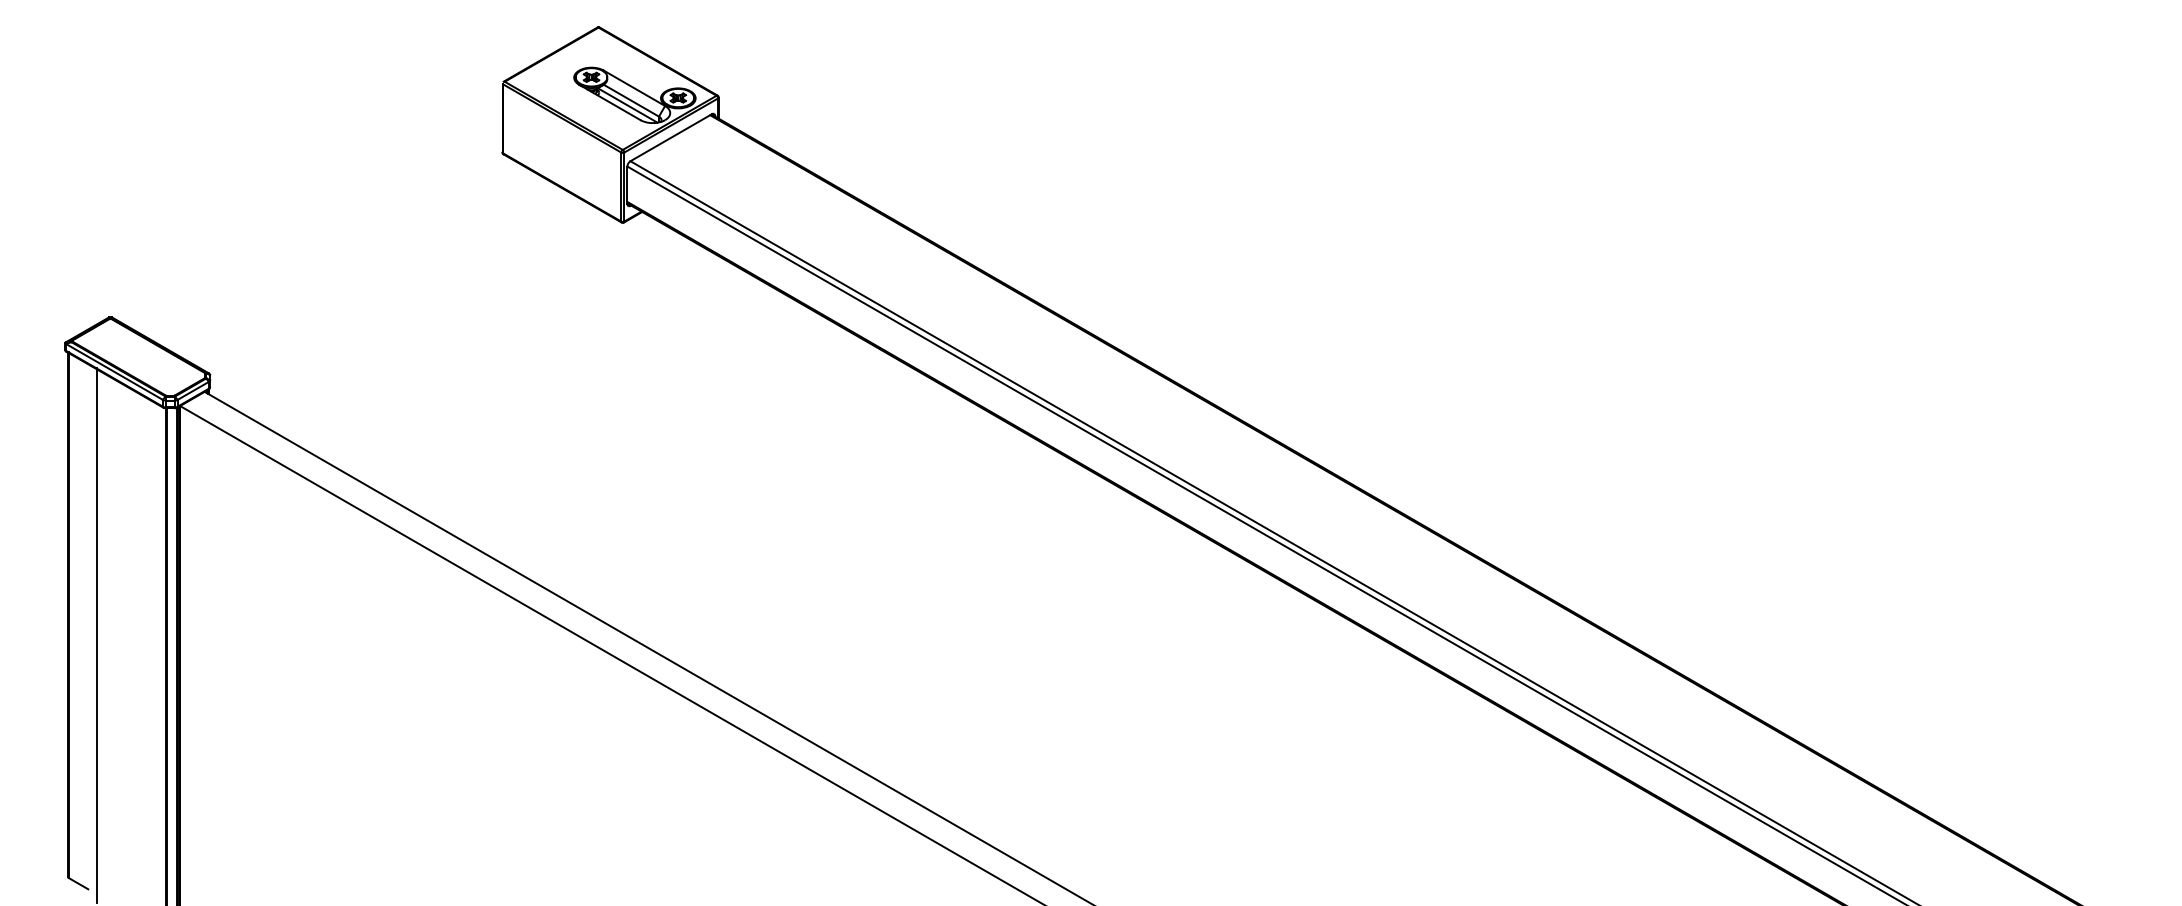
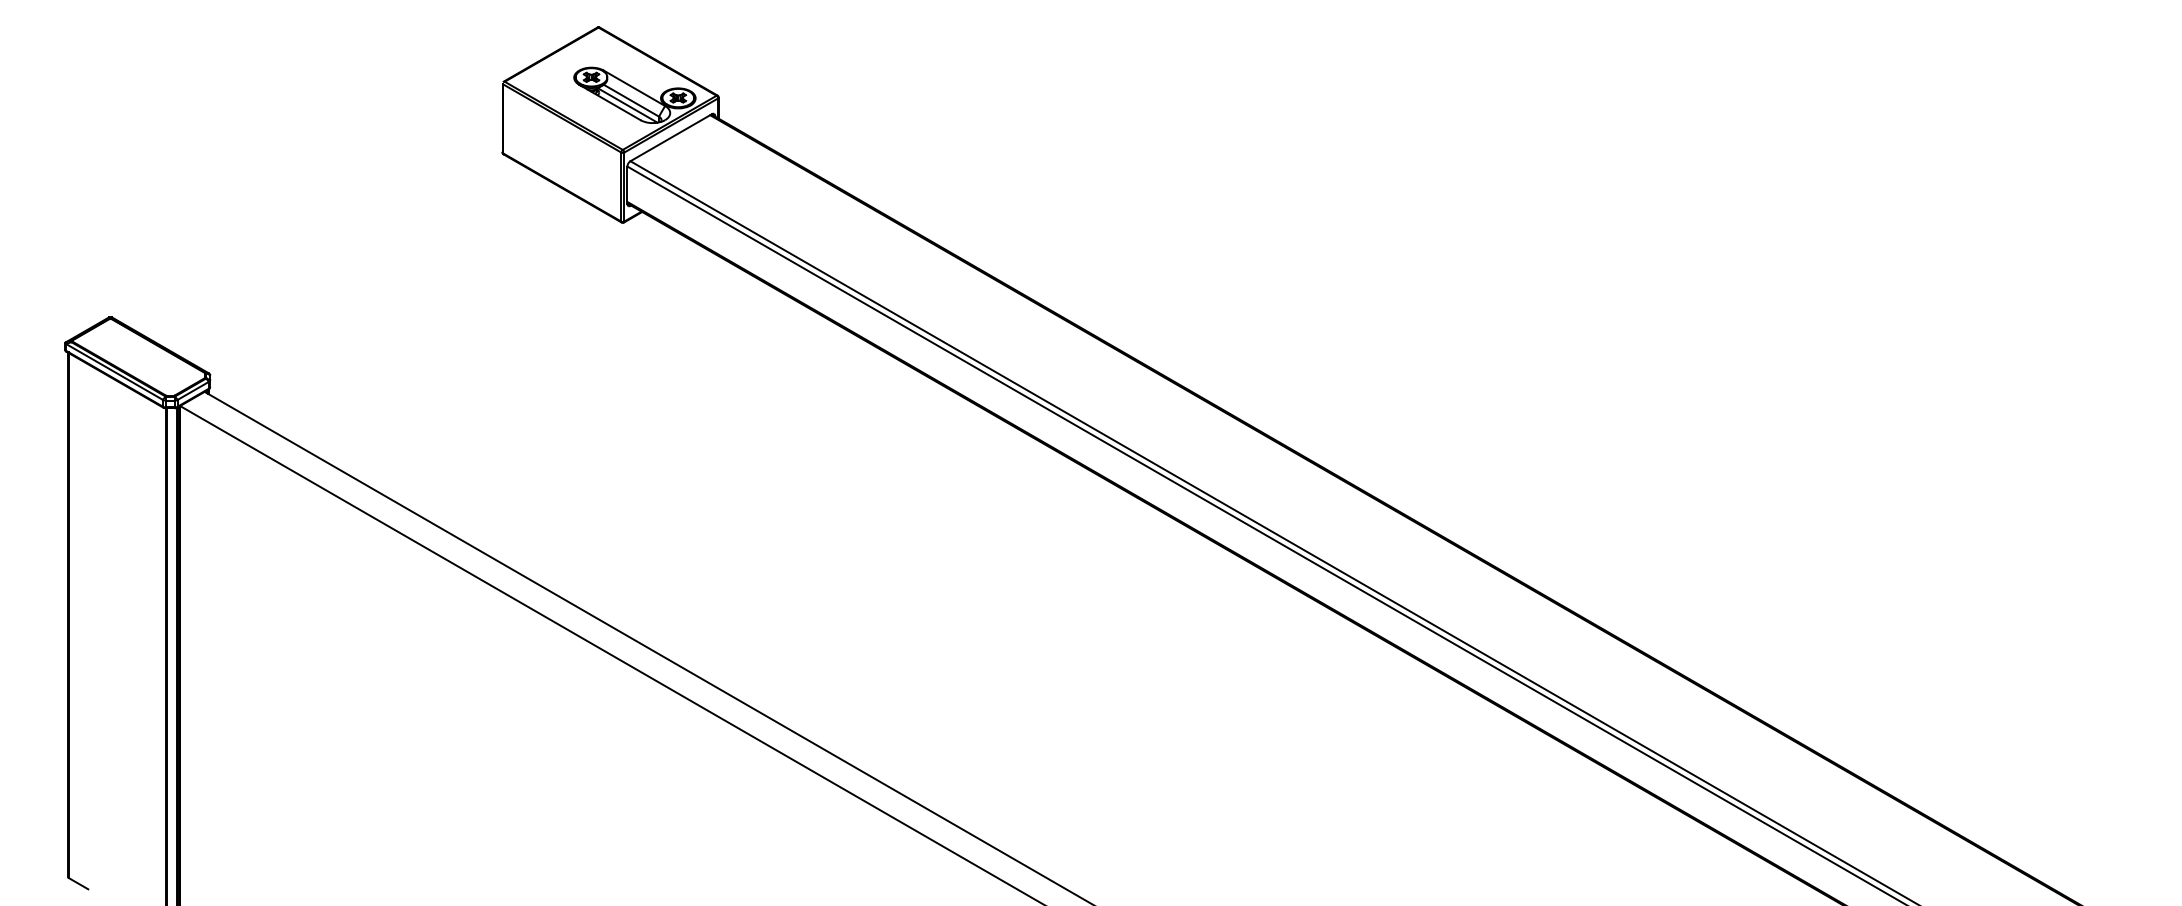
line: present -> none (96, 635)
